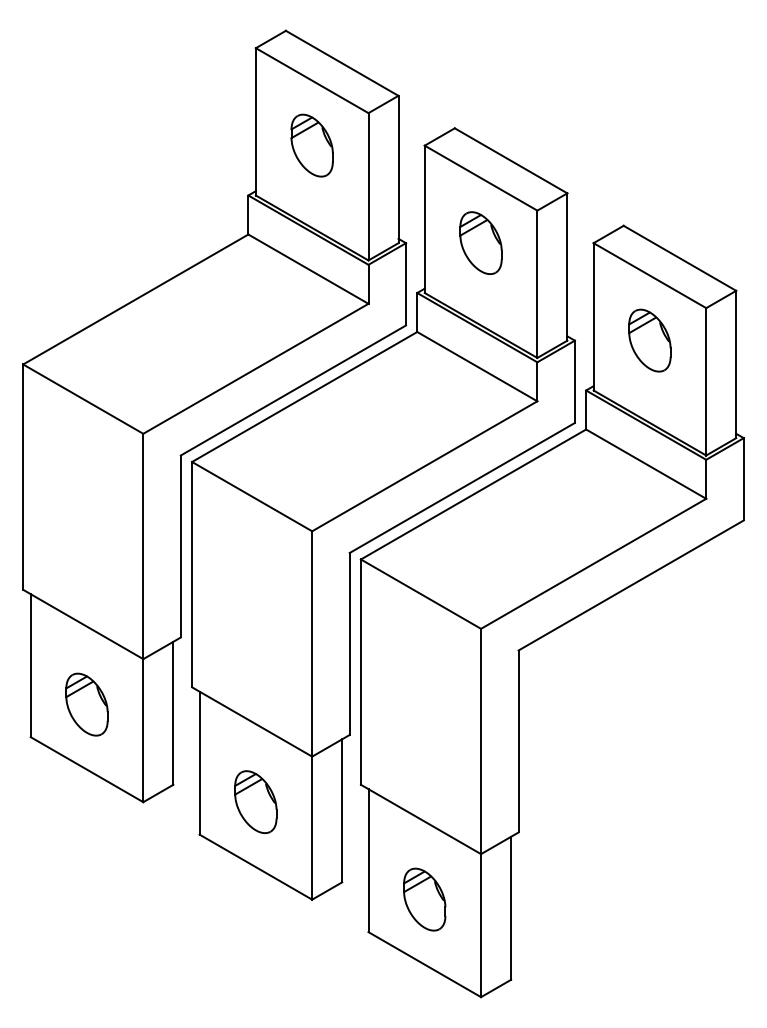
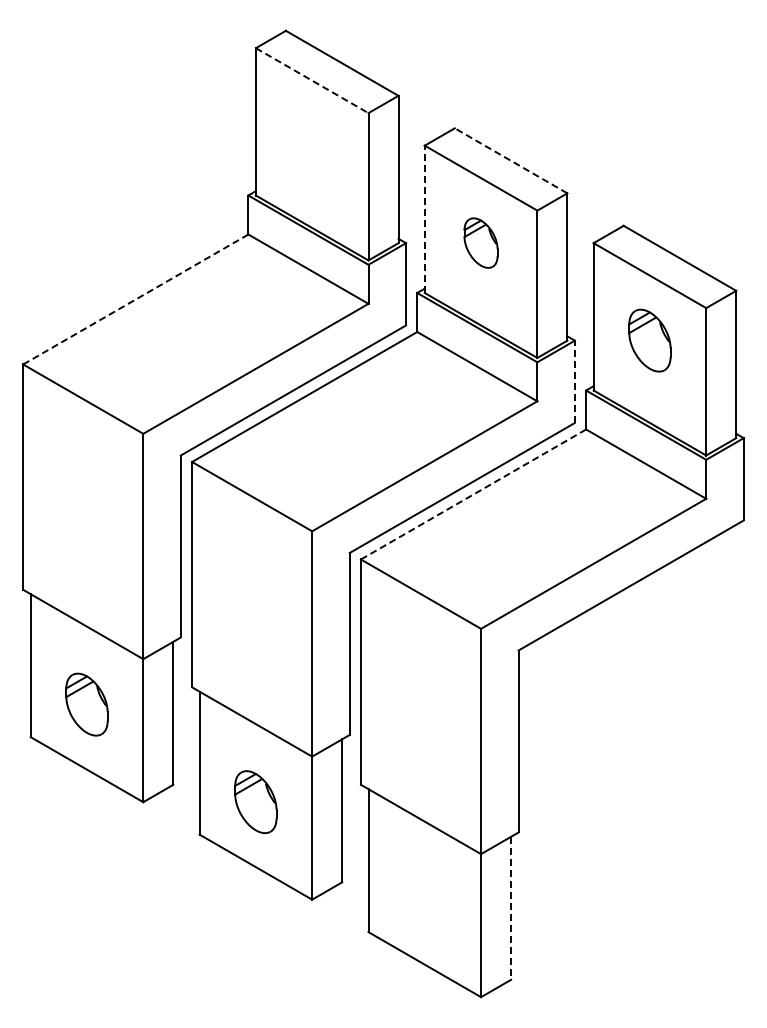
line: solid -> dashed (312, 80)
part: present -> none (311, 145)
line: solid -> dashed (511, 160)
line: solid -> dashed (424, 219)
part size: 44x64 px -> 36x52 px (480, 242)
line: solid -> dashed (135, 299)
line: solid -> dashed (574, 381)
line: solid -> dashed (473, 494)
part: present -> none (424, 899)
line: solid -> dashed (511, 908)
